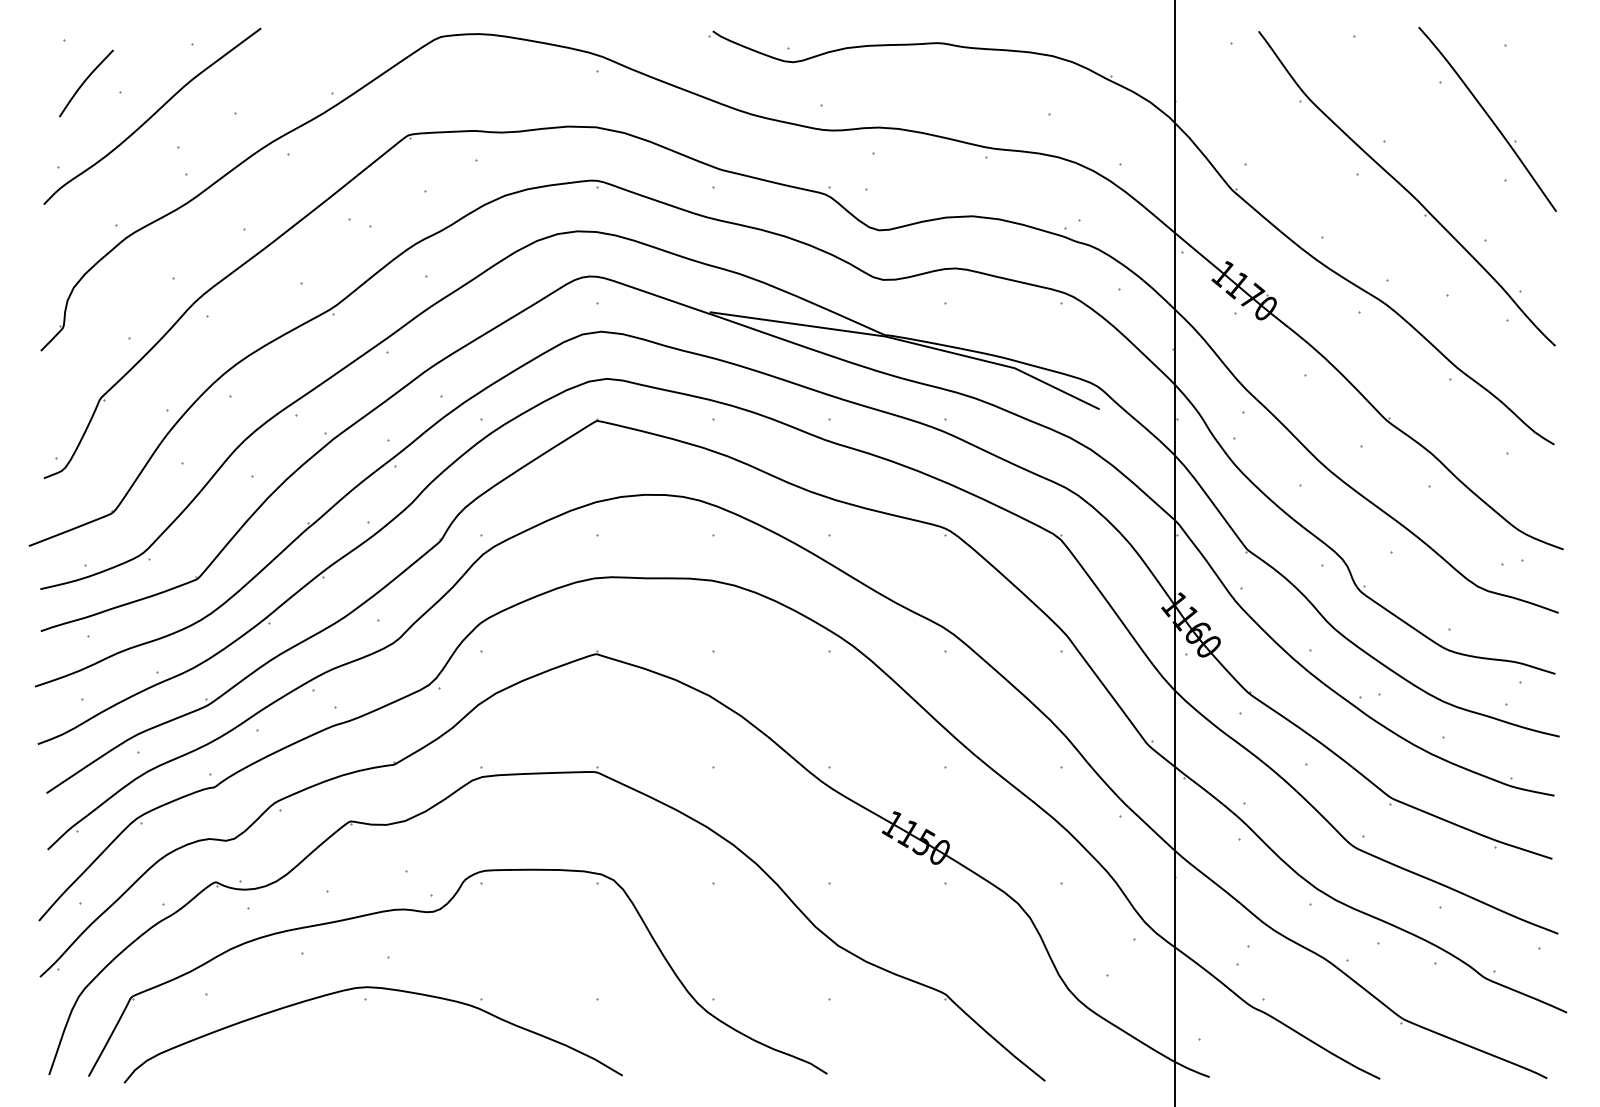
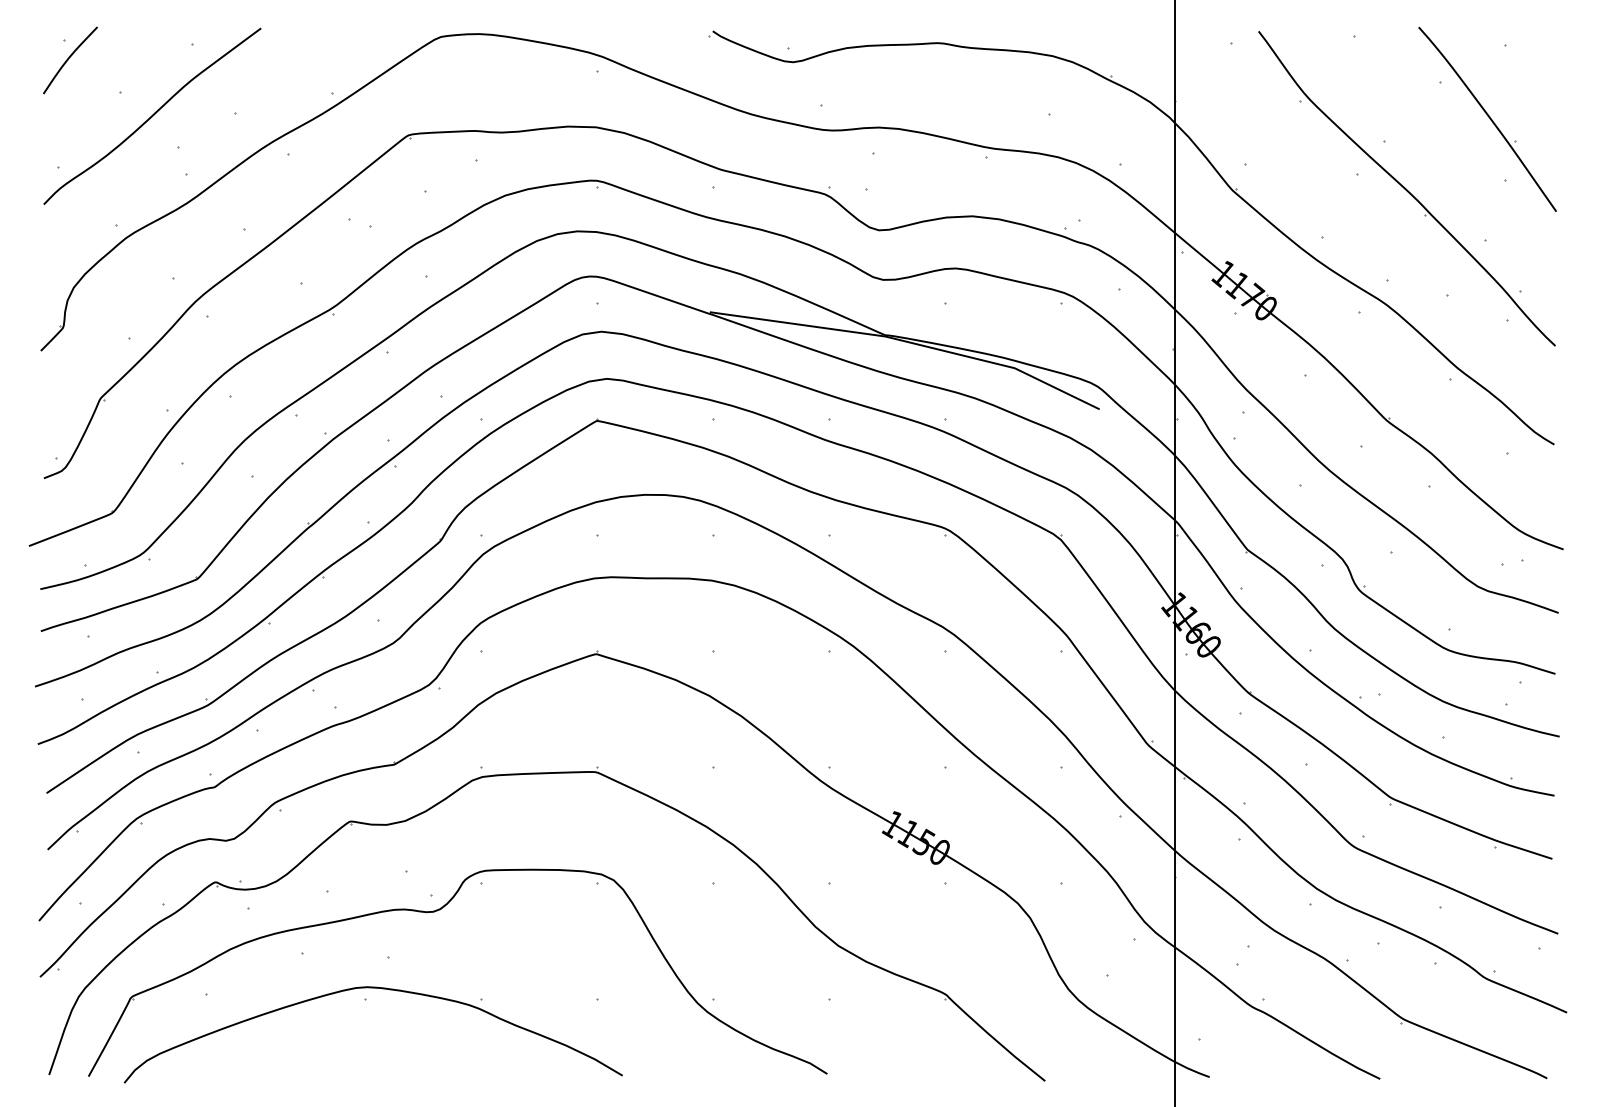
curve position: (84, 83) -> (68, 60) (68, 60)
